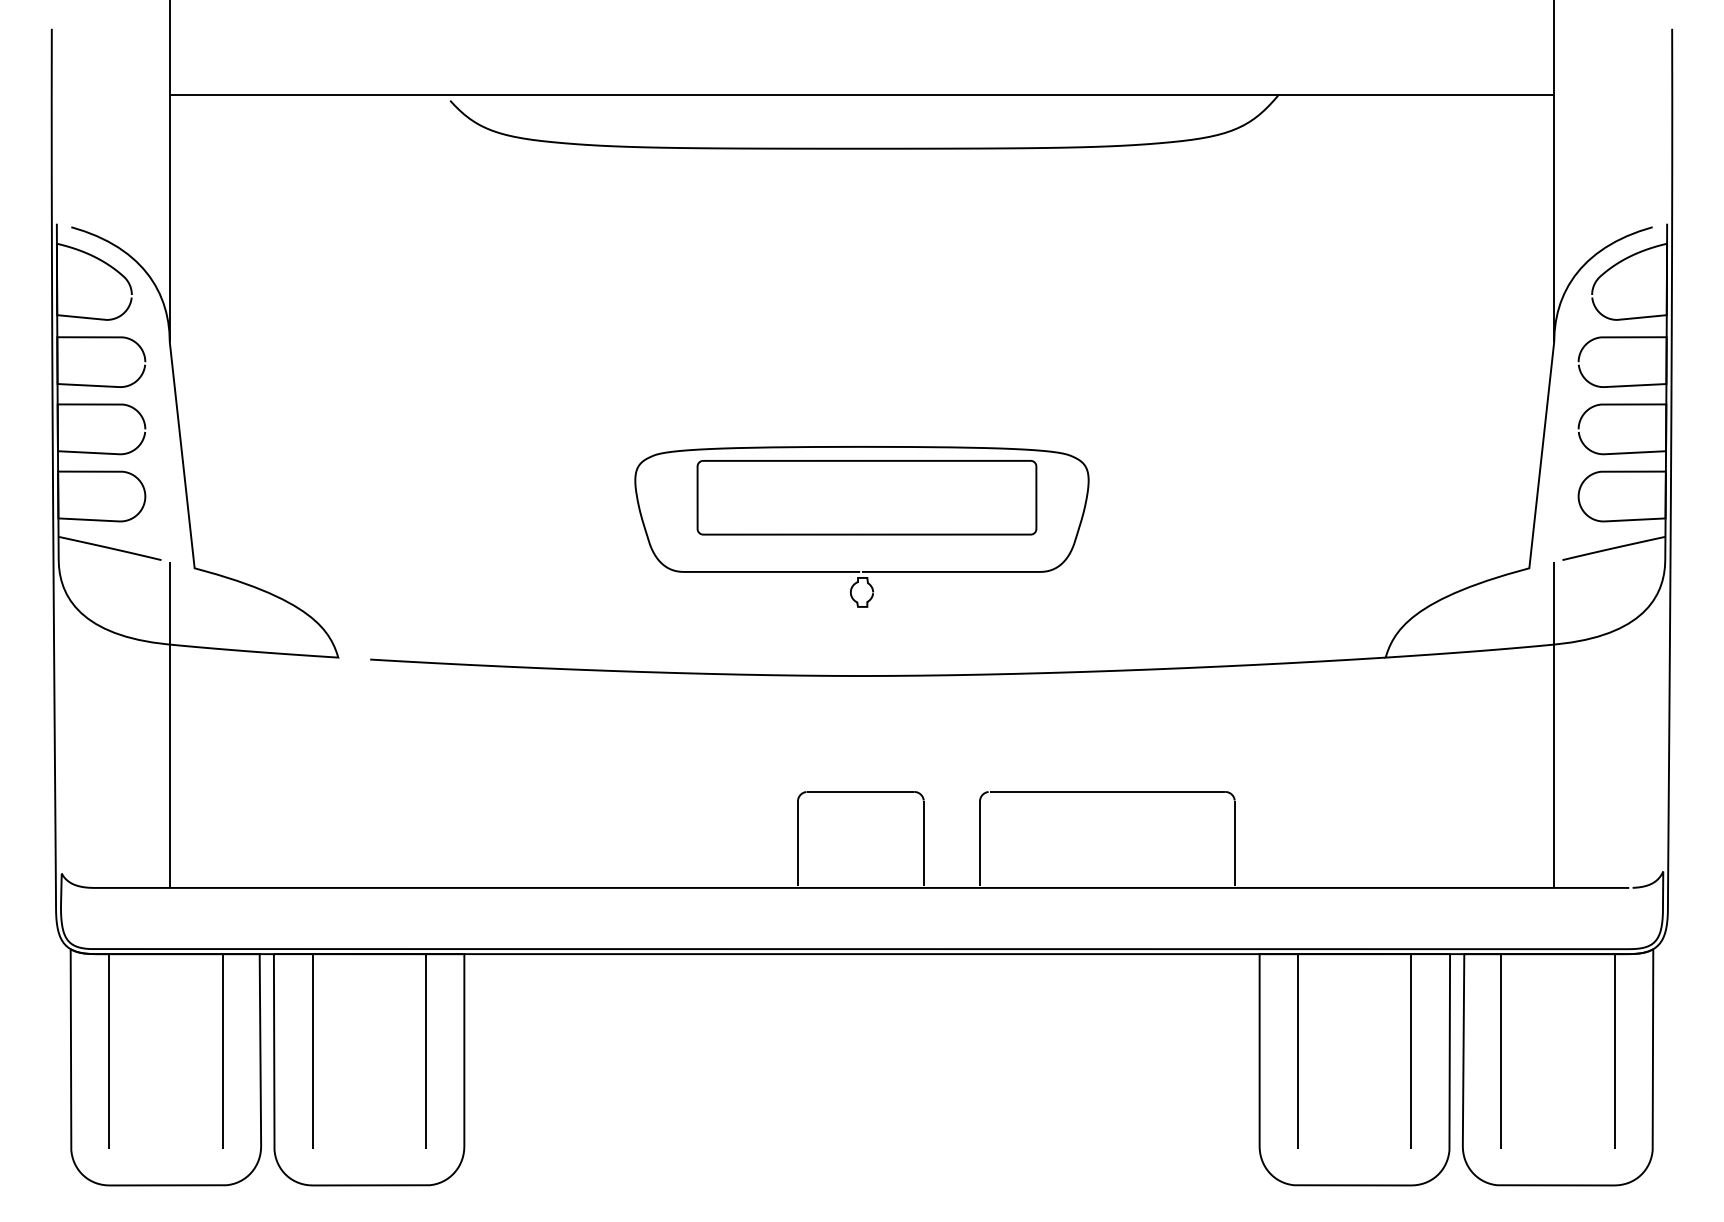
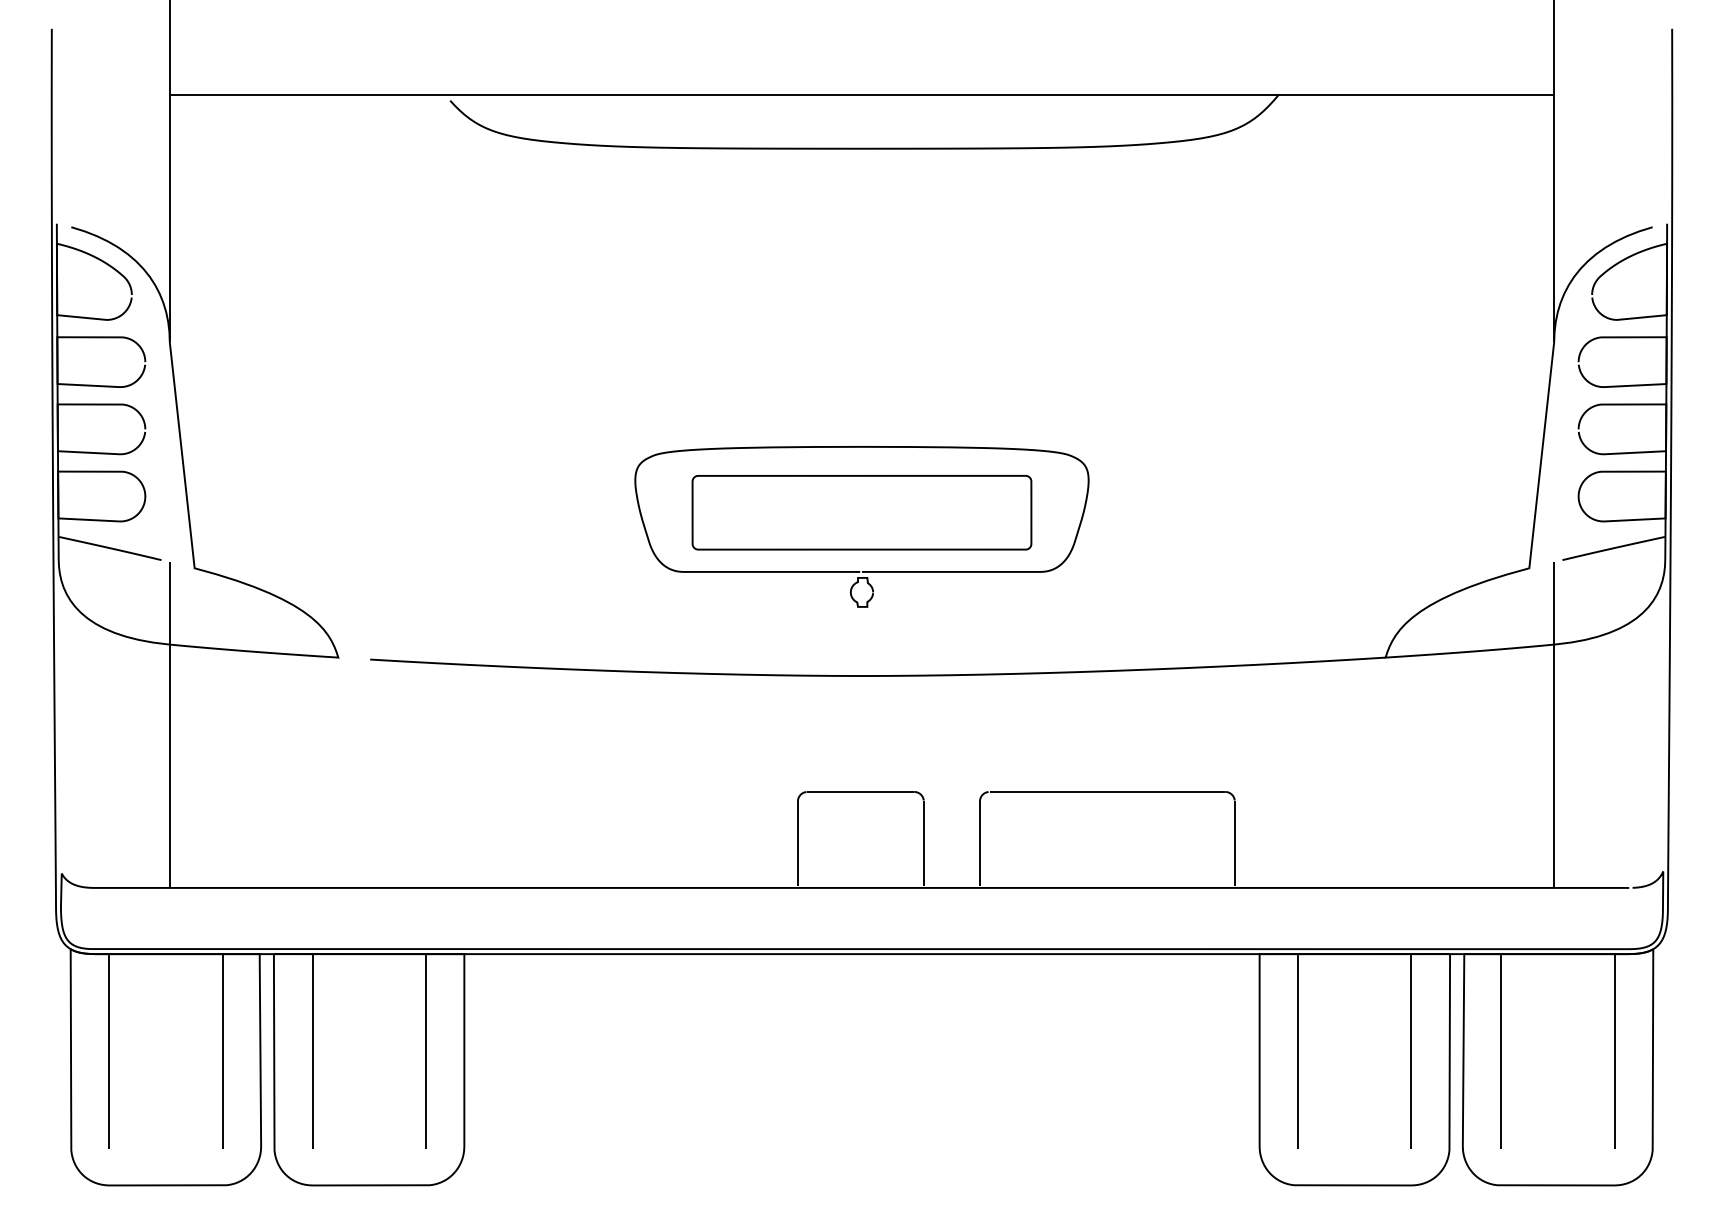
part position: (866, 497) -> (861, 512) (861, 512)
